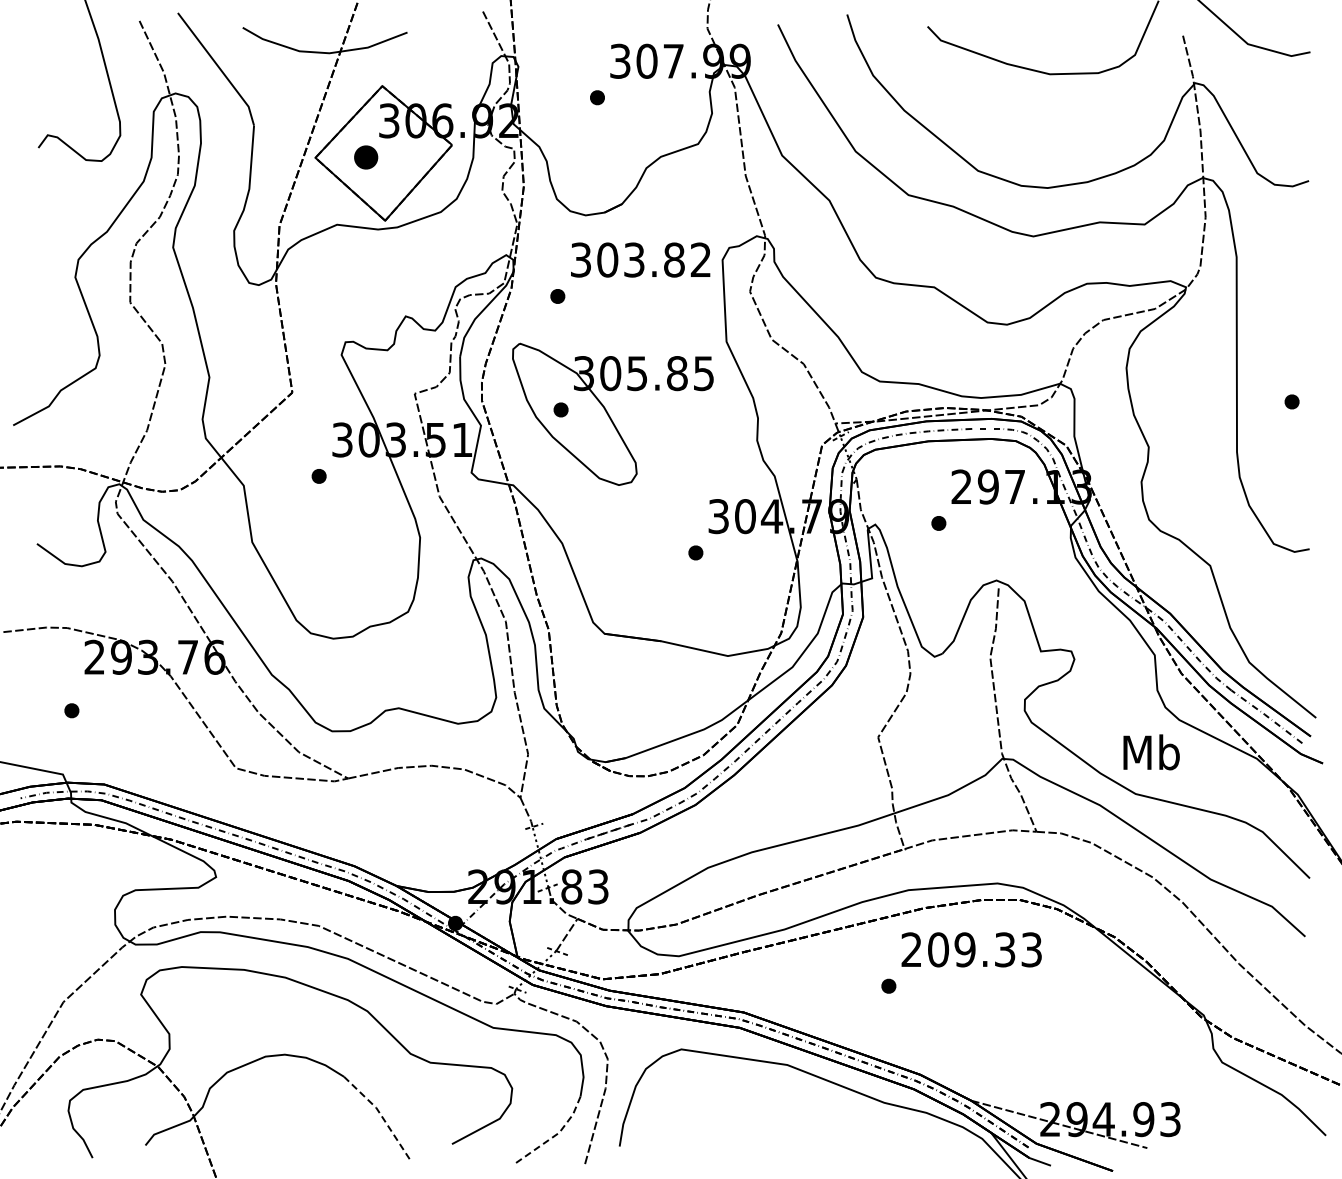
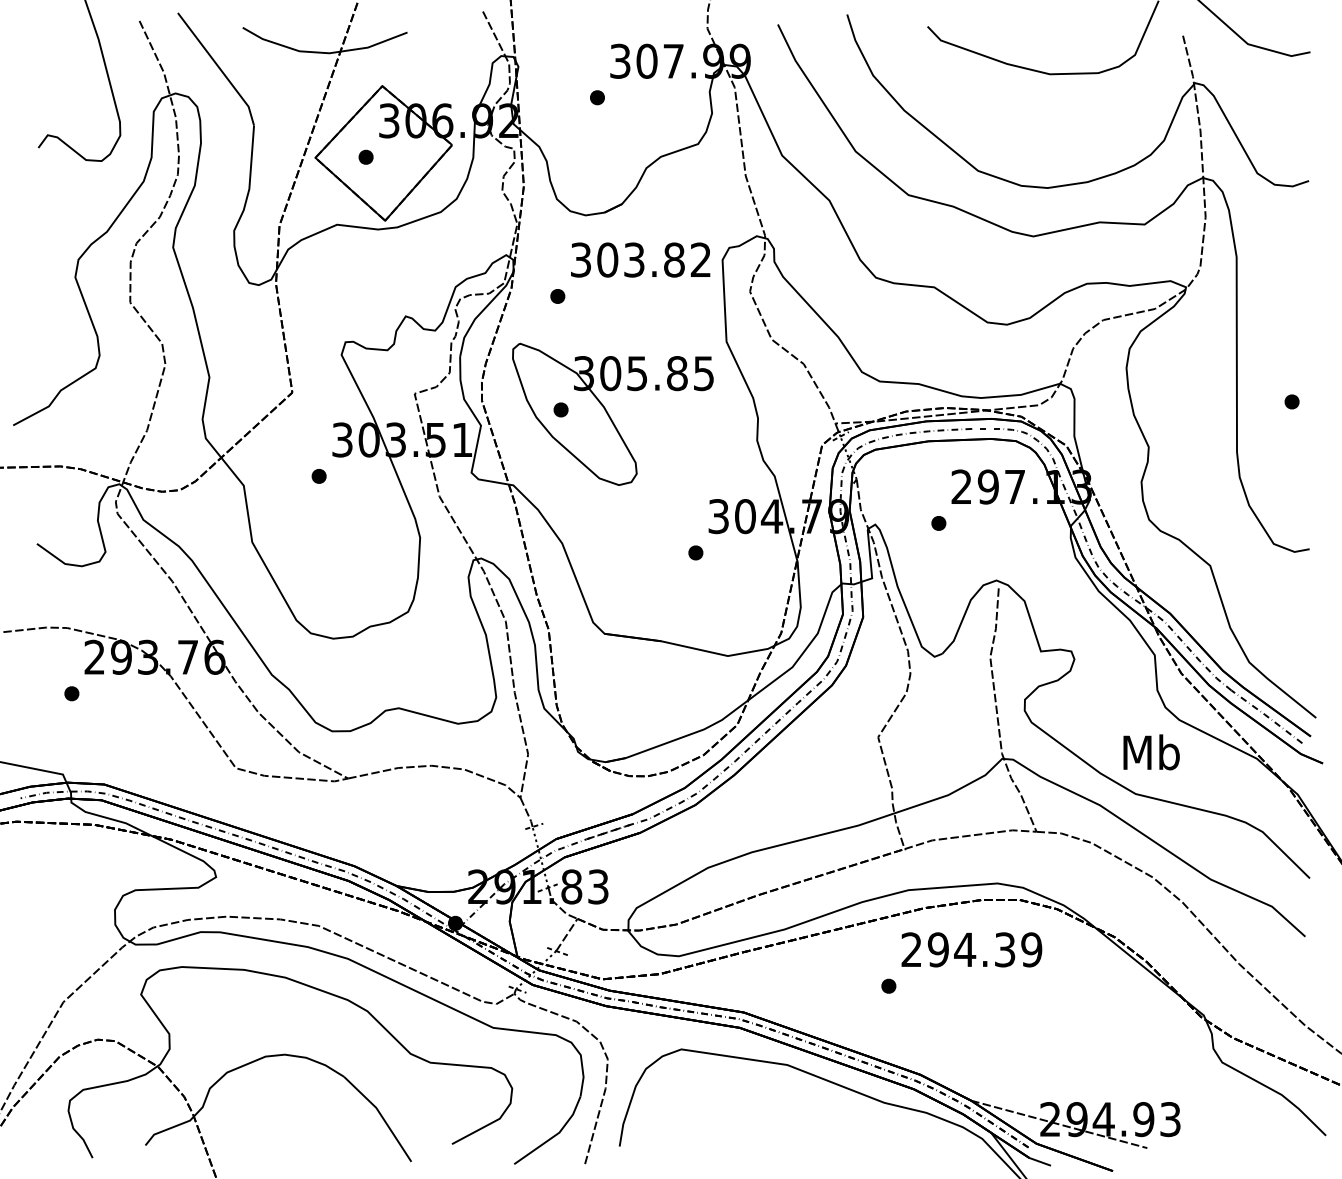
part size: 25x25 px -> 16x16 px (365, 156)
part position: (71, 710) -> (71, 693) (71, 693)
text: 209.33 -> 294.39 (984, 949)
line: dashed -> solid (381, 1116)
line: dashed -> solid (554, 1136)
